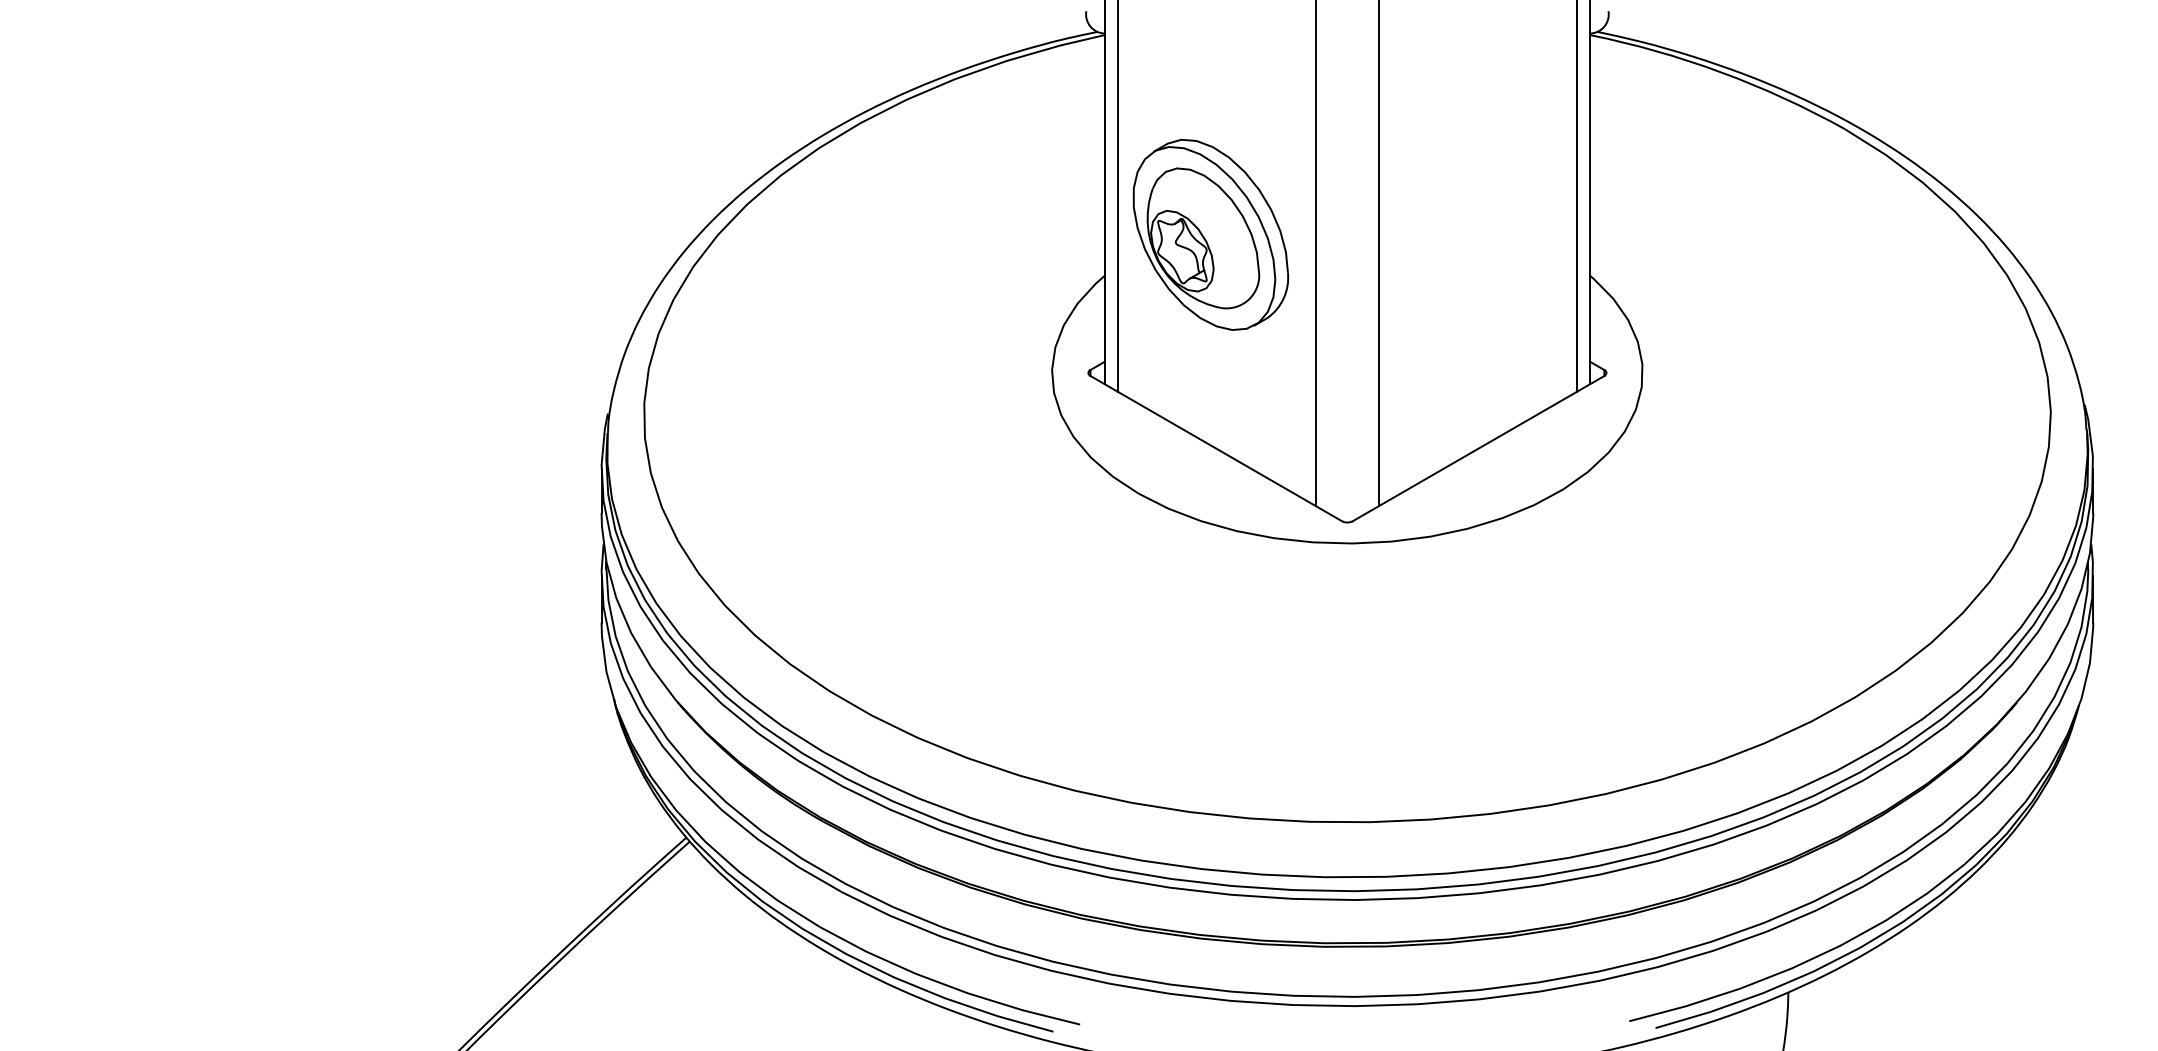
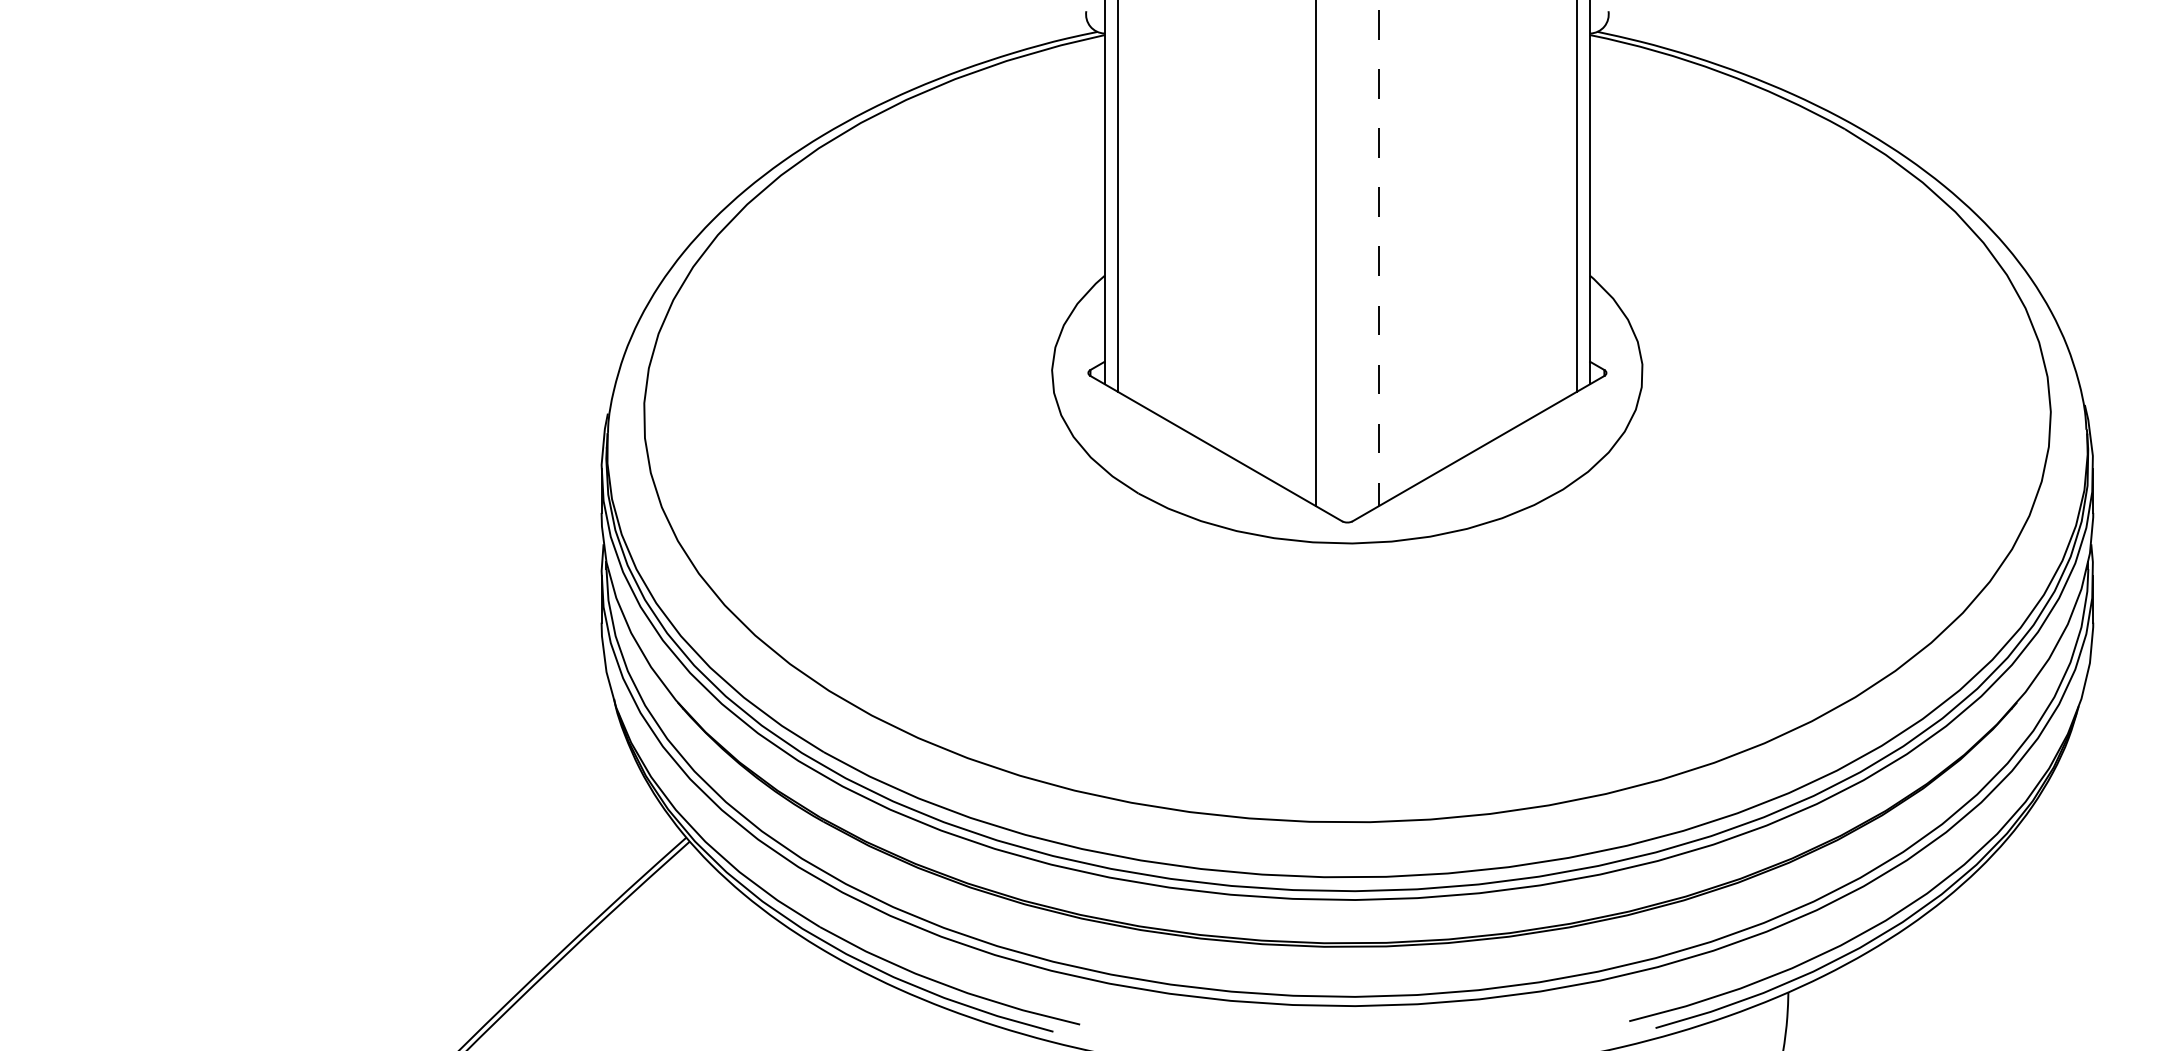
part: present -> none (1210, 234)
line: solid -> dashed (1378, 254)
